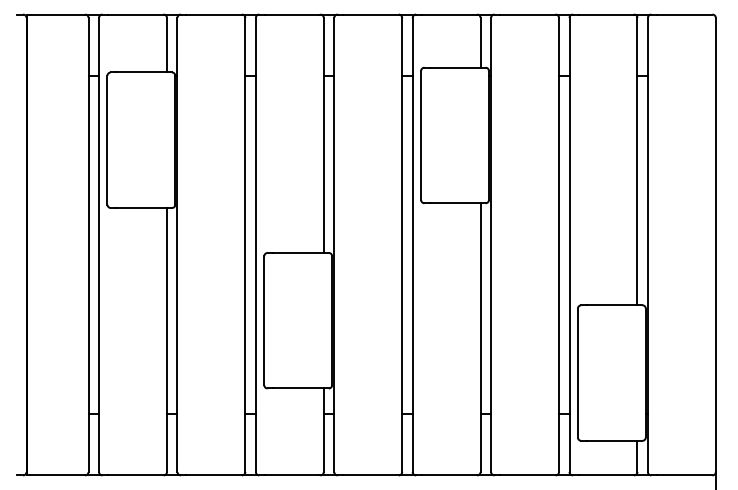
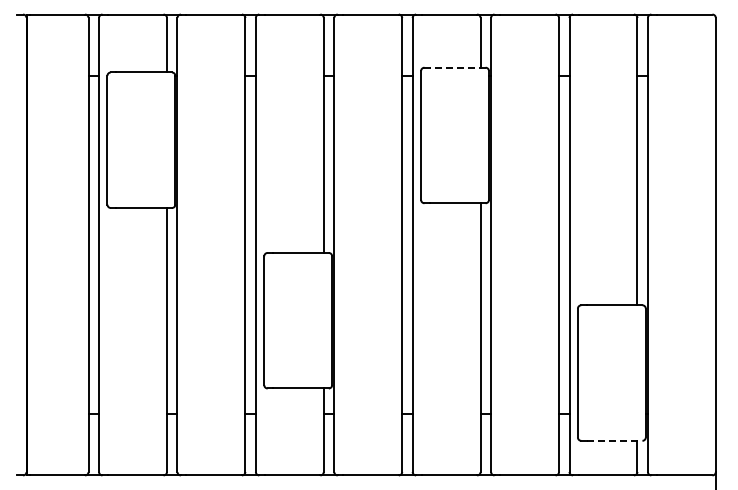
line: solid -> dashed (457, 67)
line: solid -> dashed (614, 440)
